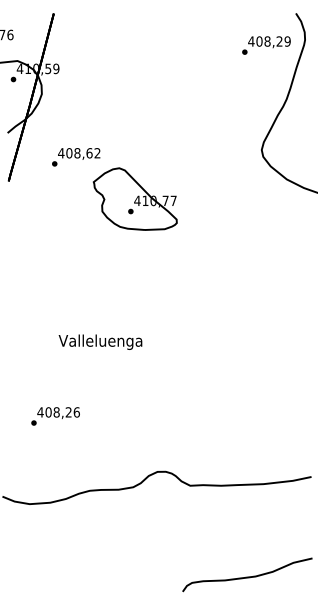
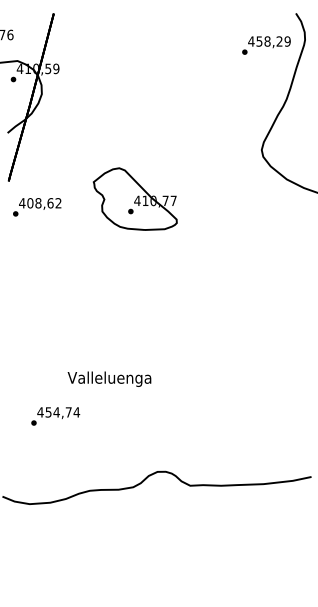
text: 408,29 -> 458,29 (259, 41)
text position: (76, 157) -> (37, 207) (37, 207)
text position: (100, 341) -> (109, 378) (109, 378)
text: 408,26 -> 454,74 (62, 412)
part: present -> none (247, 574)
